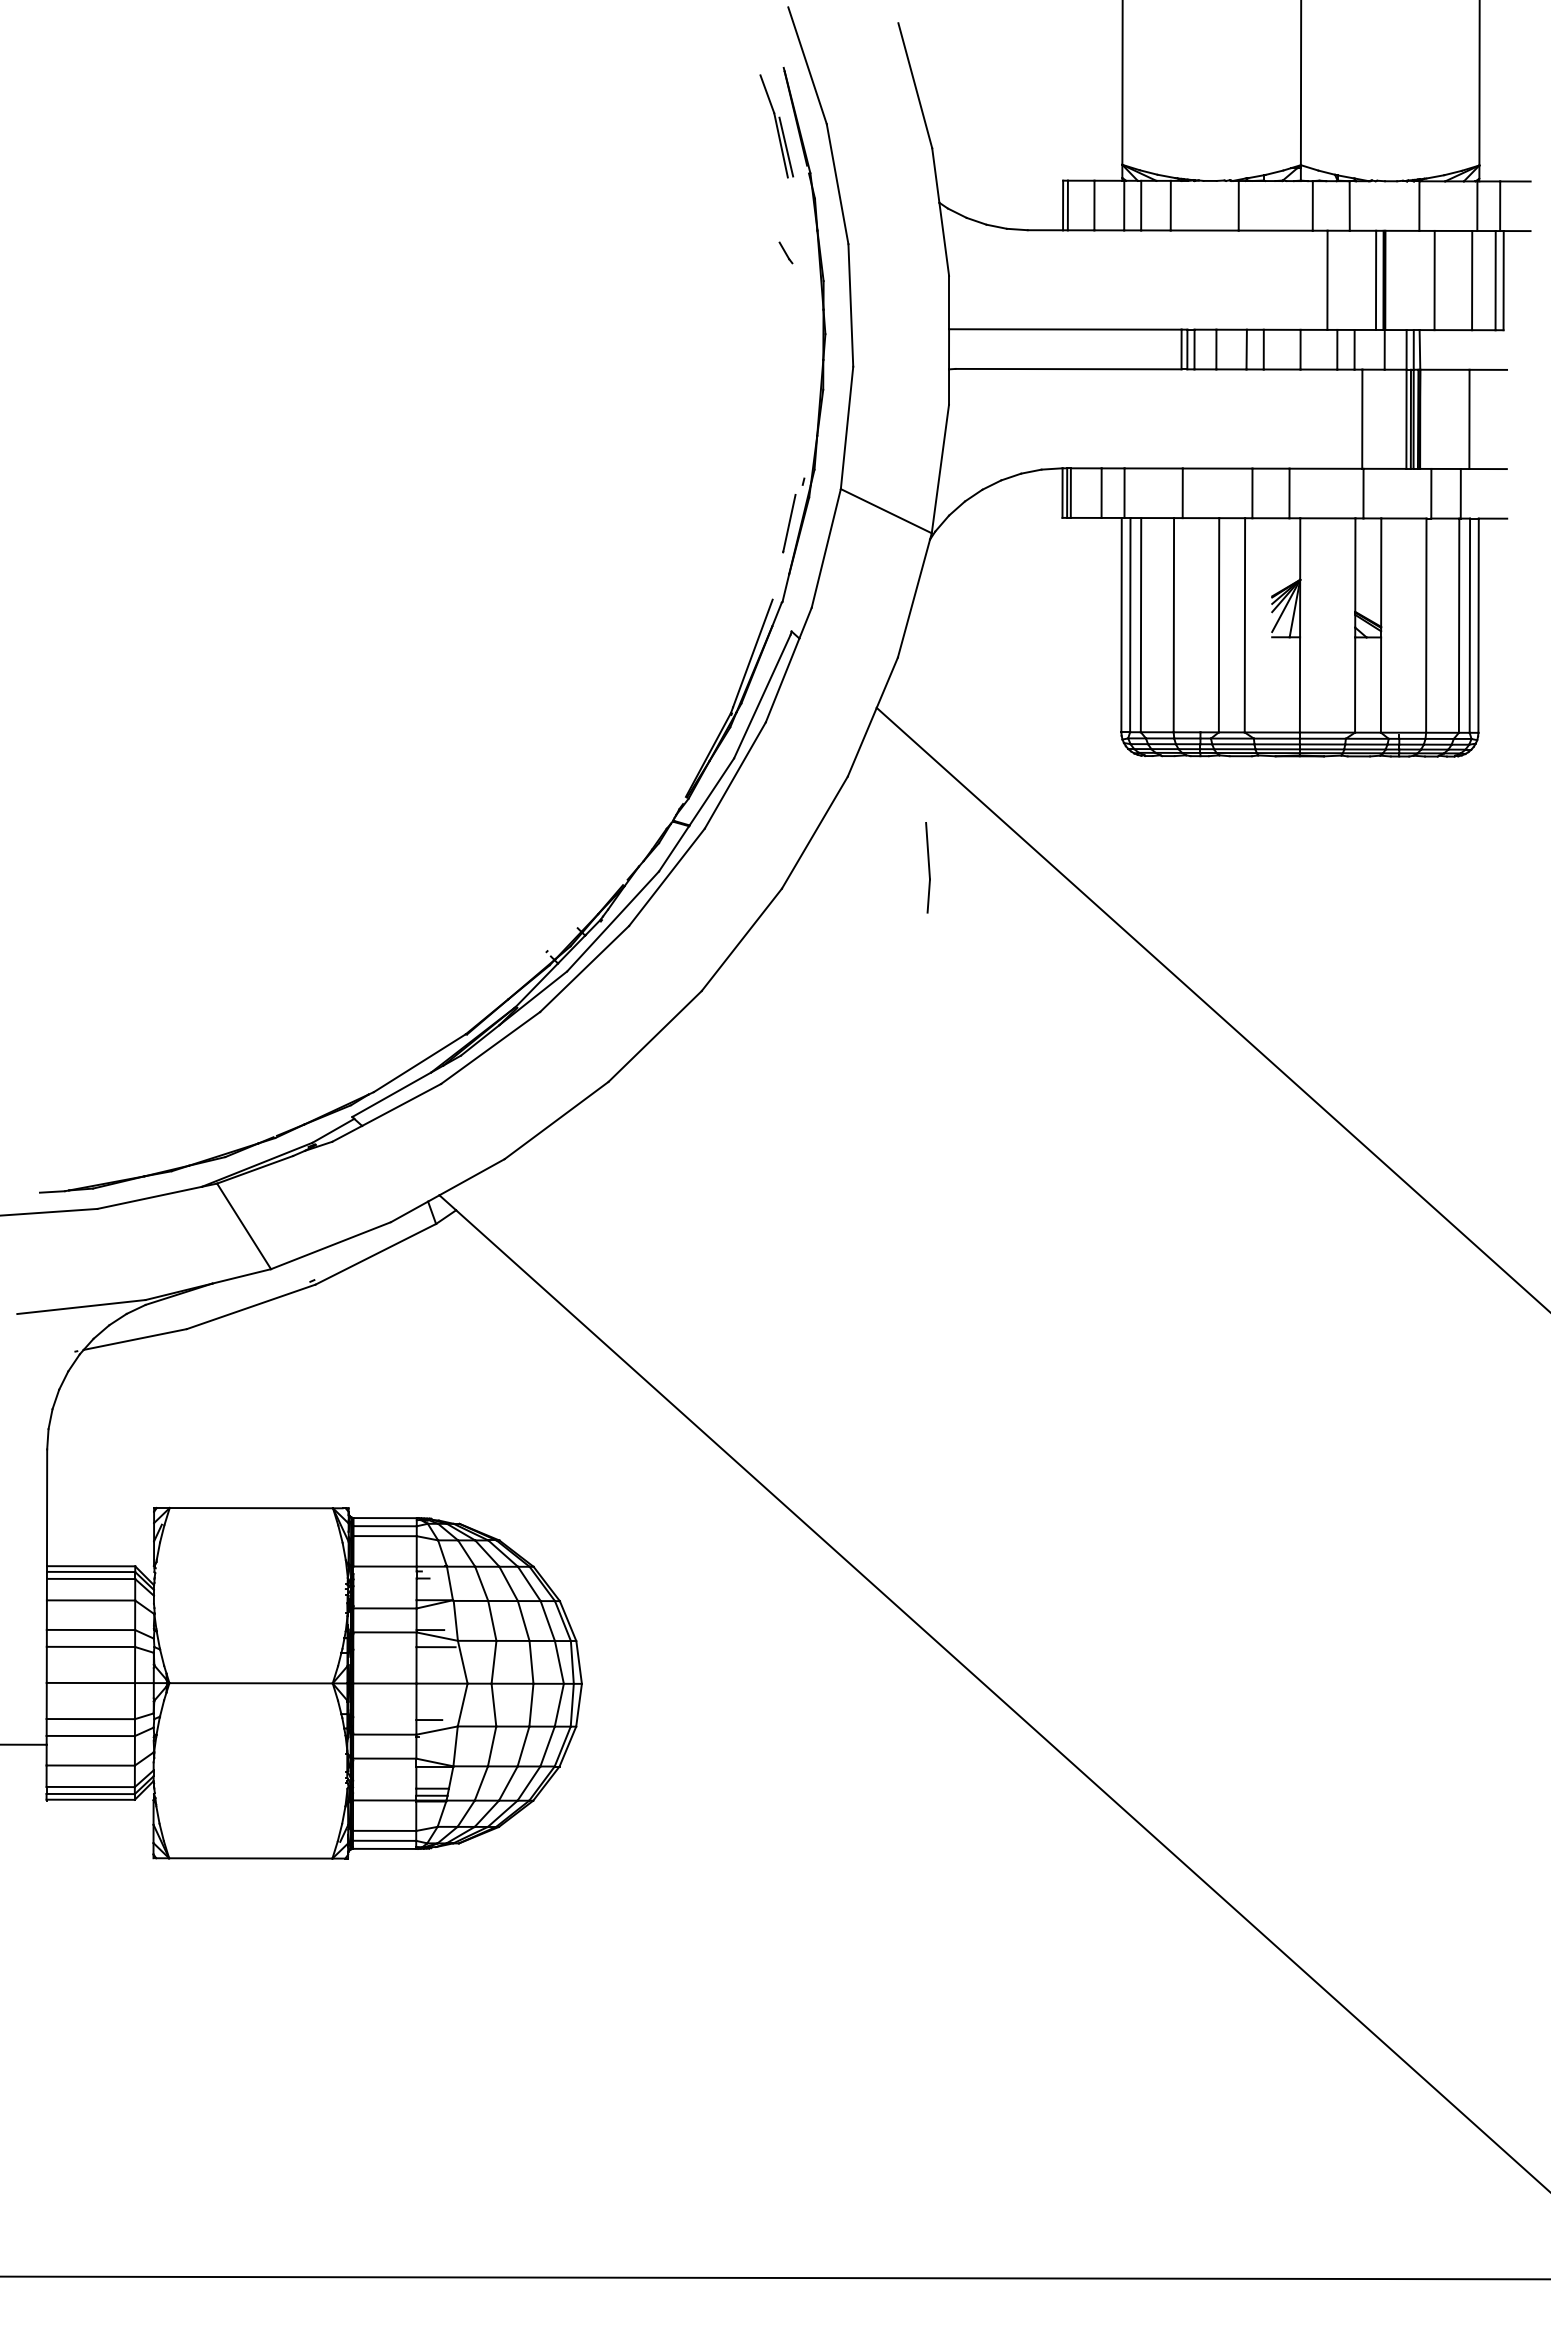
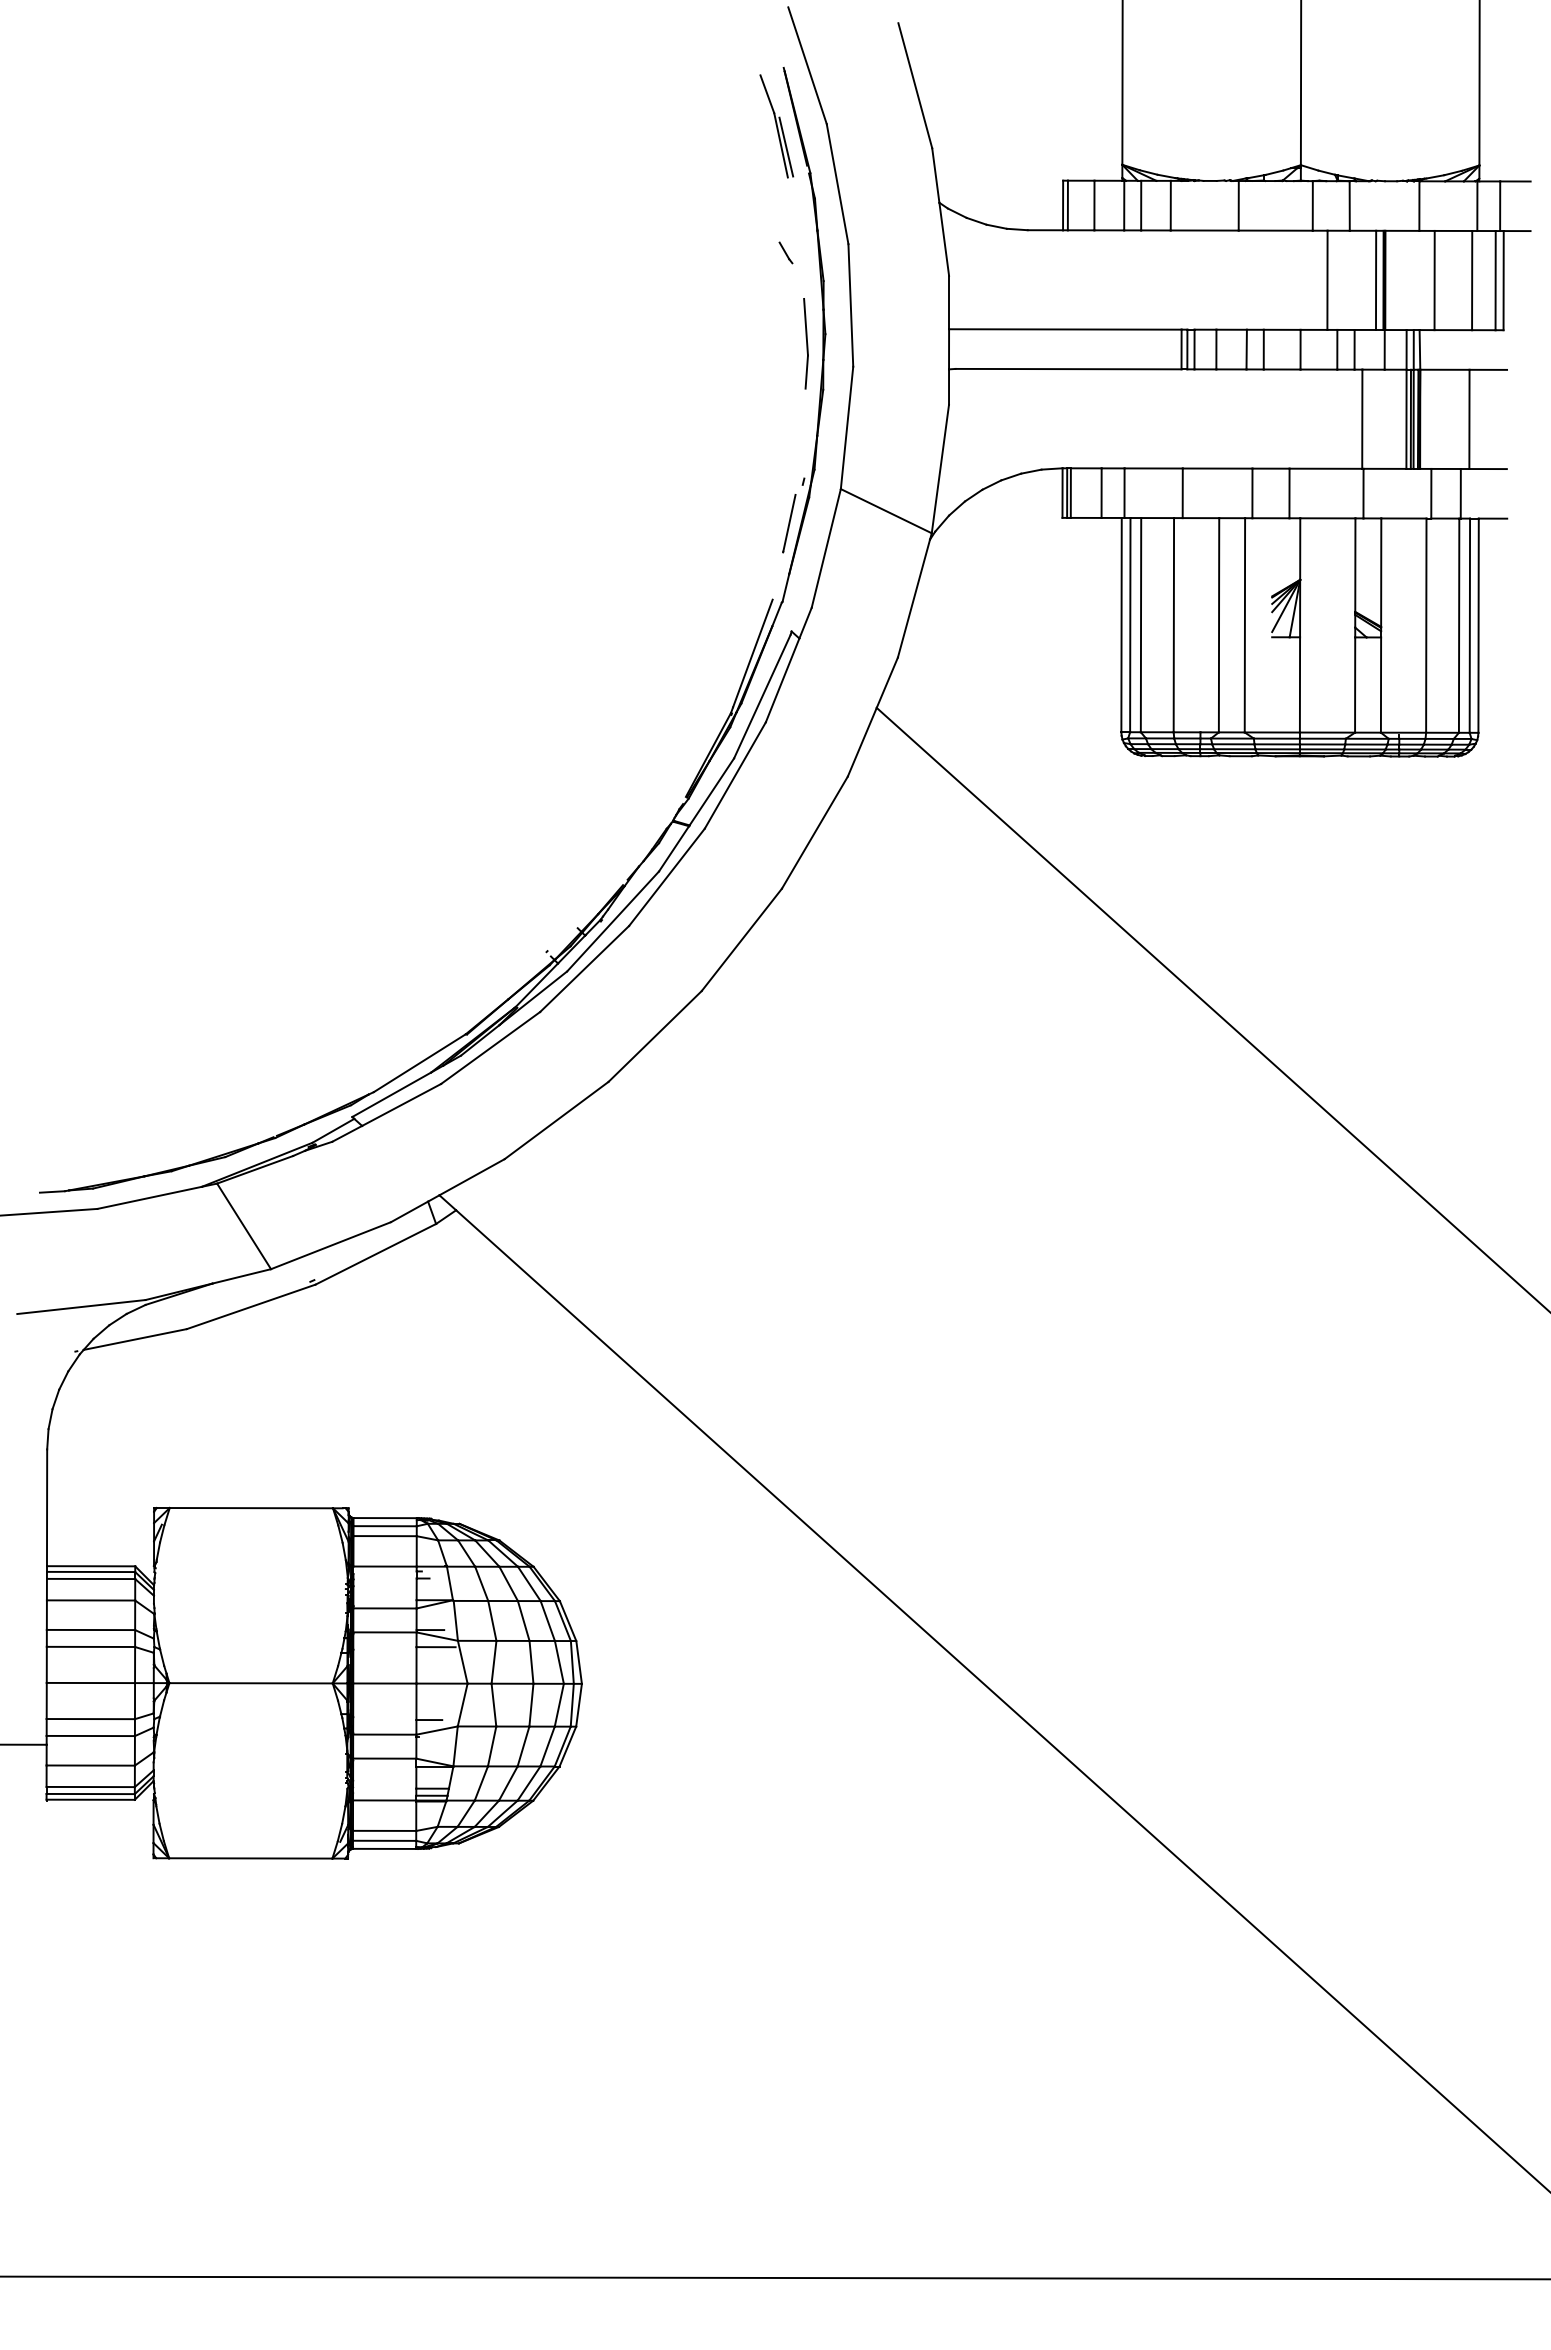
part position: (927, 867) -> (805, 343) (805, 343)
